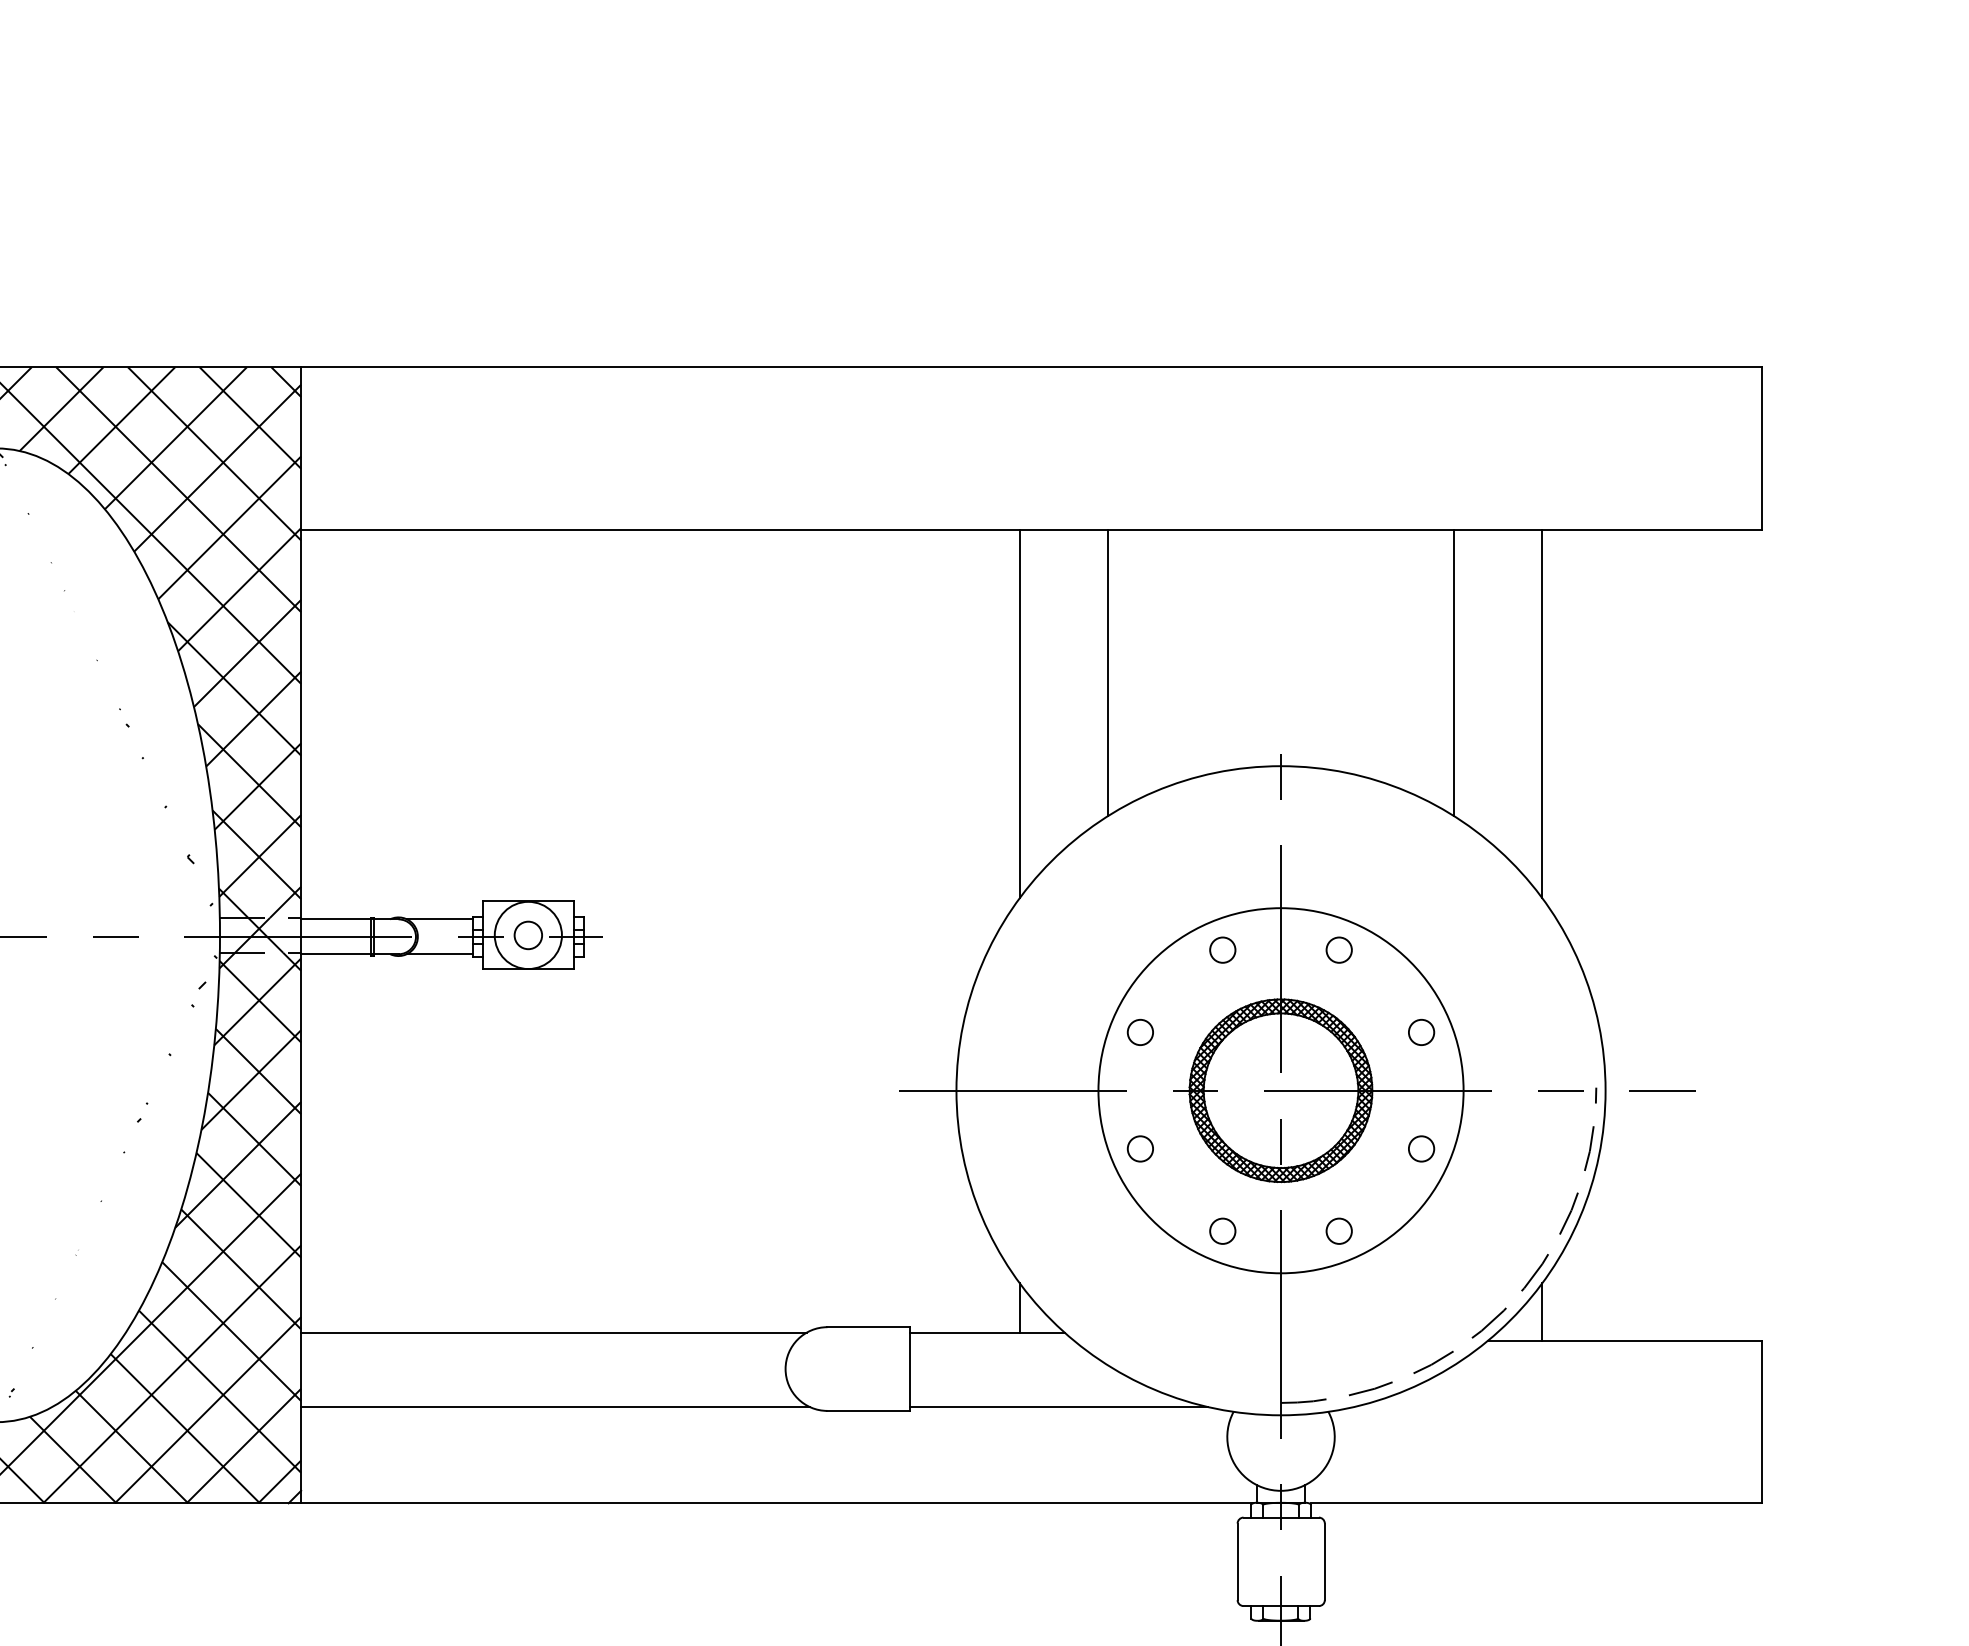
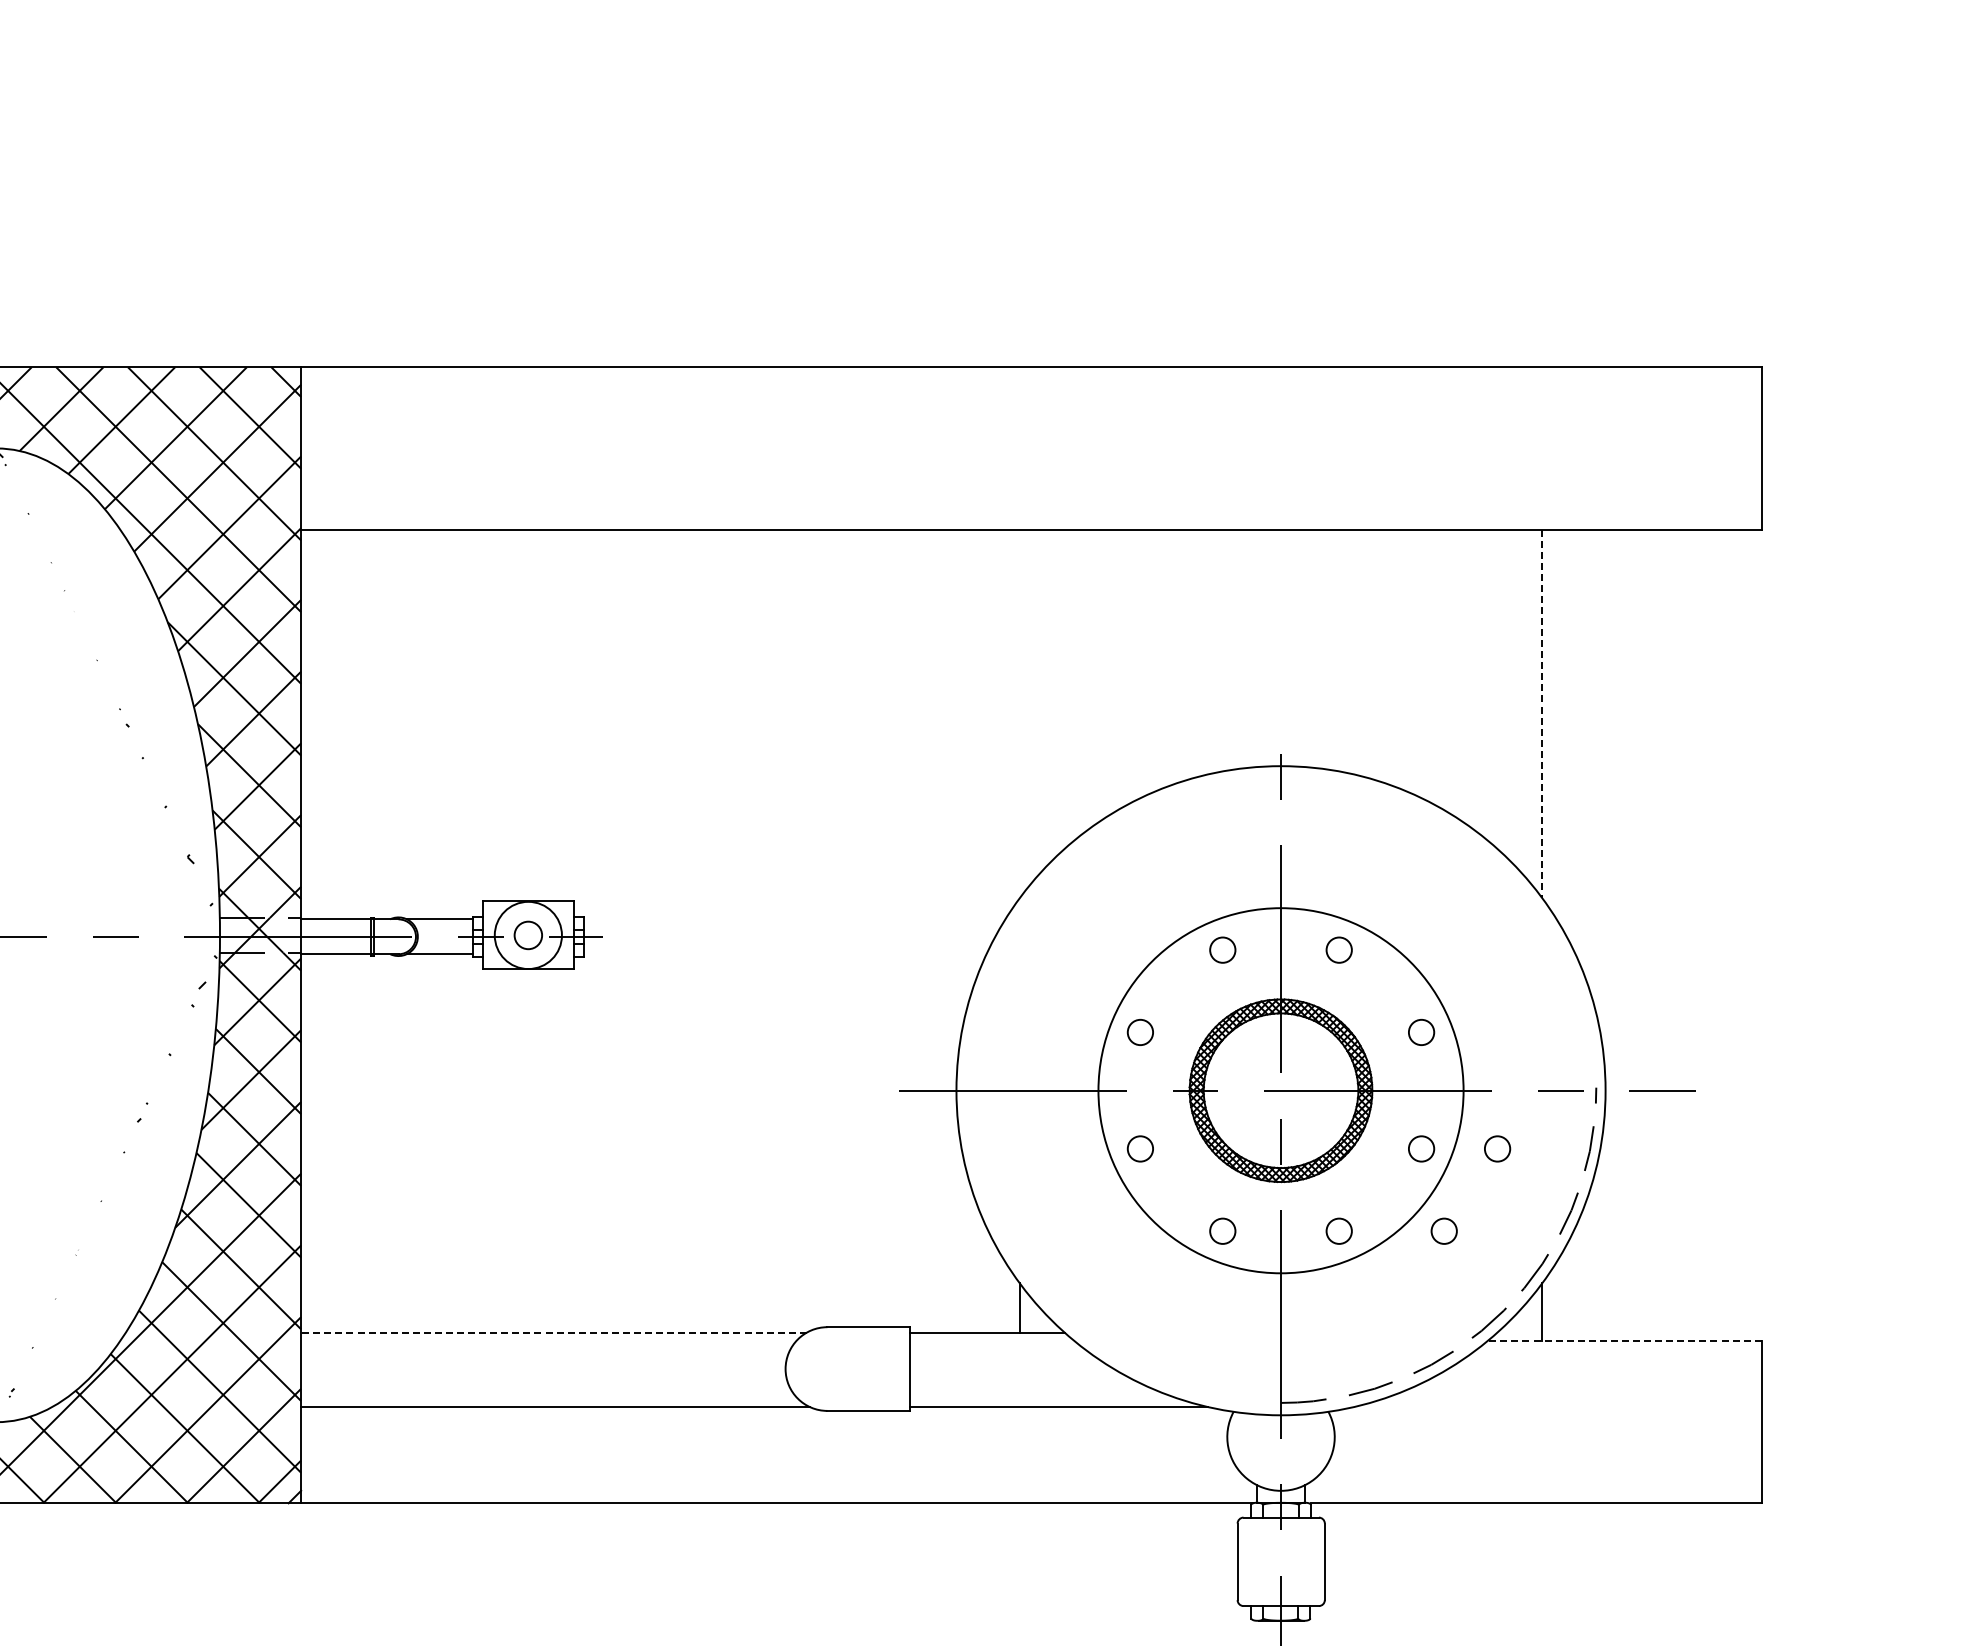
line: present -> none (1107, 672)
line: present -> none (1454, 672)
line: present -> none (1019, 713)
line: solid -> dashed (1542, 714)
circle: none -> present (1497, 1148)
circle: none -> present (1443, 1230)
line: solid -> dashed (553, 1332)
line: solid -> dashed (1624, 1341)
